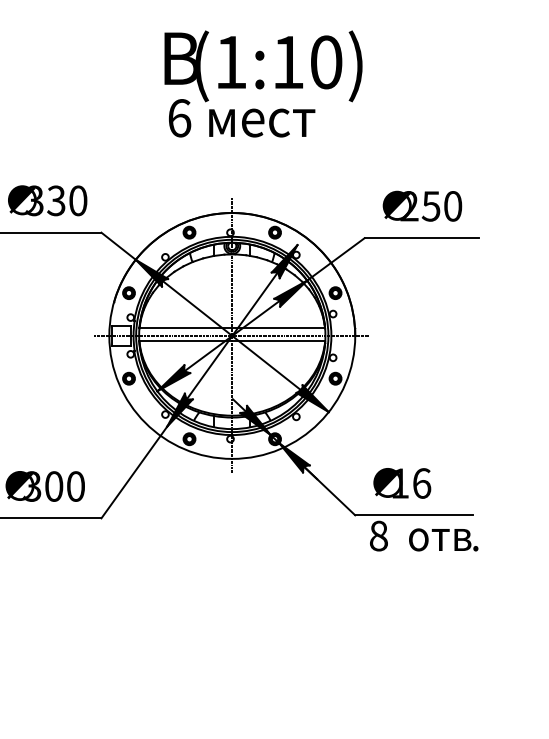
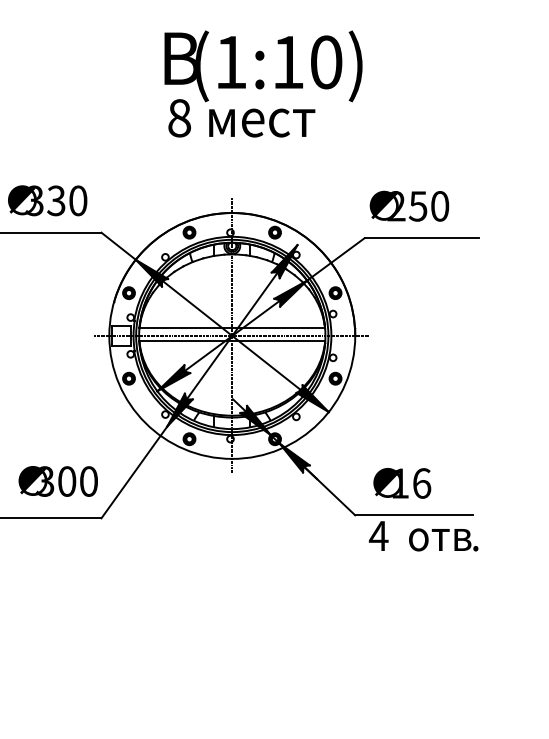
text: 6 -> 8 (179, 118)
text position: (422, 205) -> (409, 205) (409, 205)
text position: (44, 486) -> (57, 481) (57, 481)
text: 8 -> 4 (378, 535)
